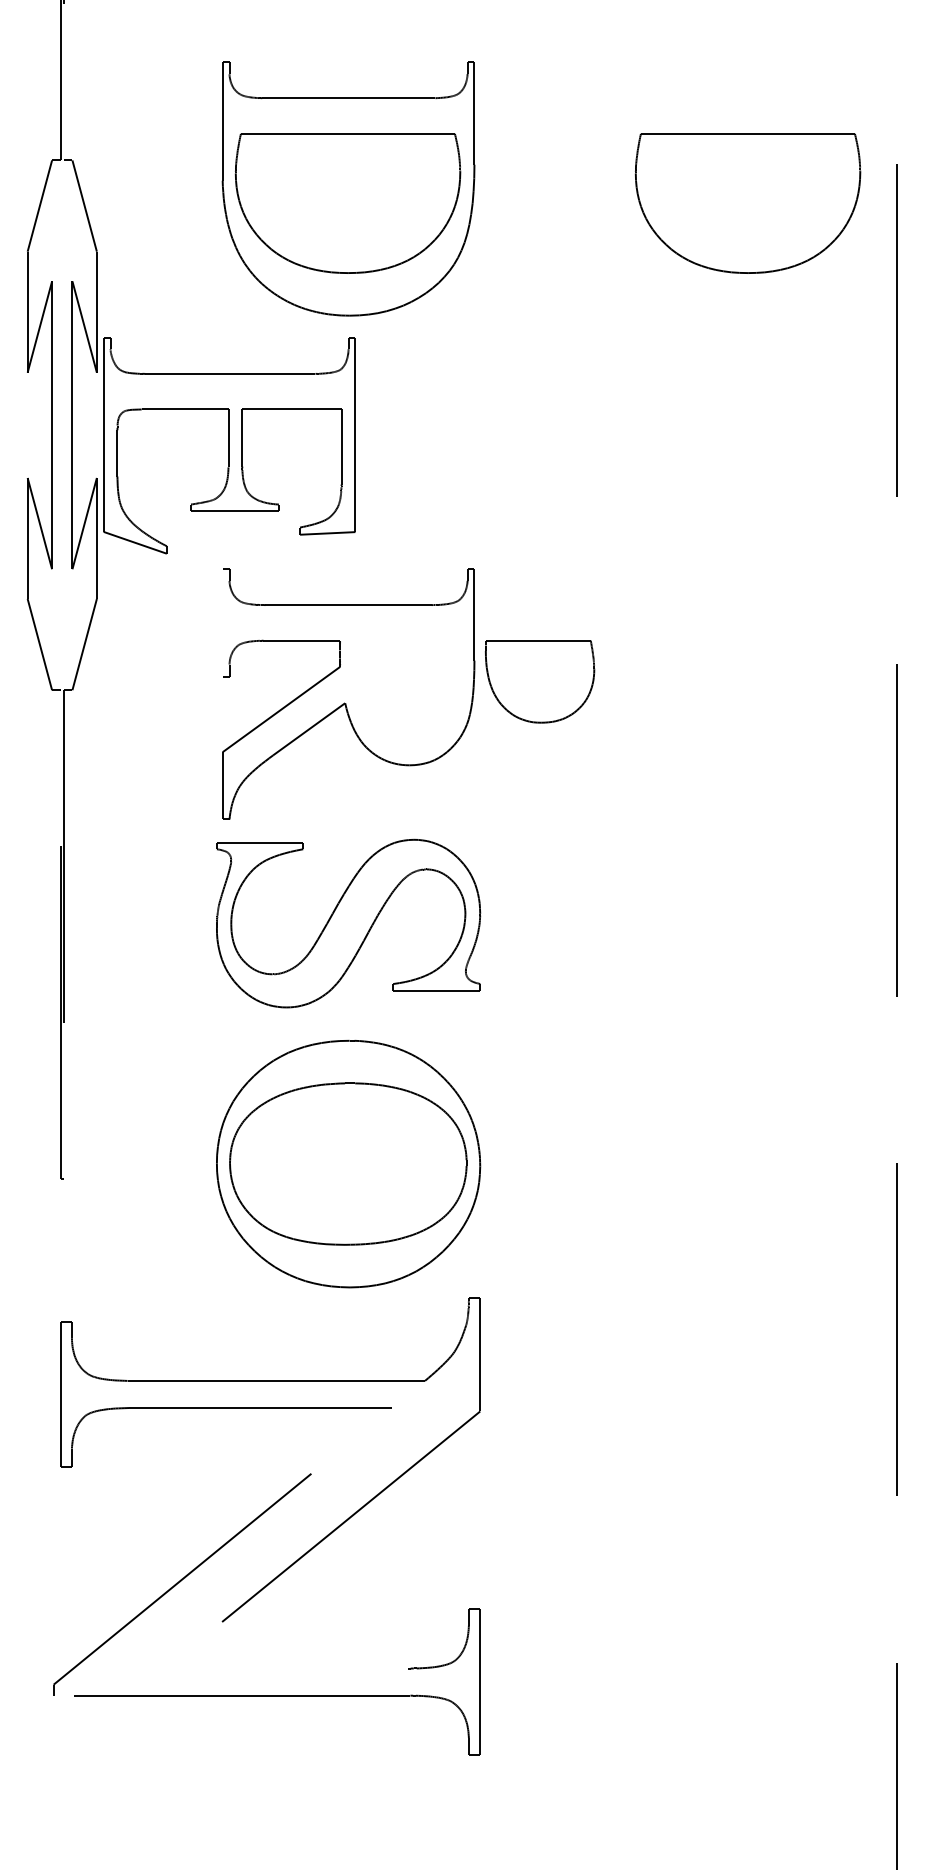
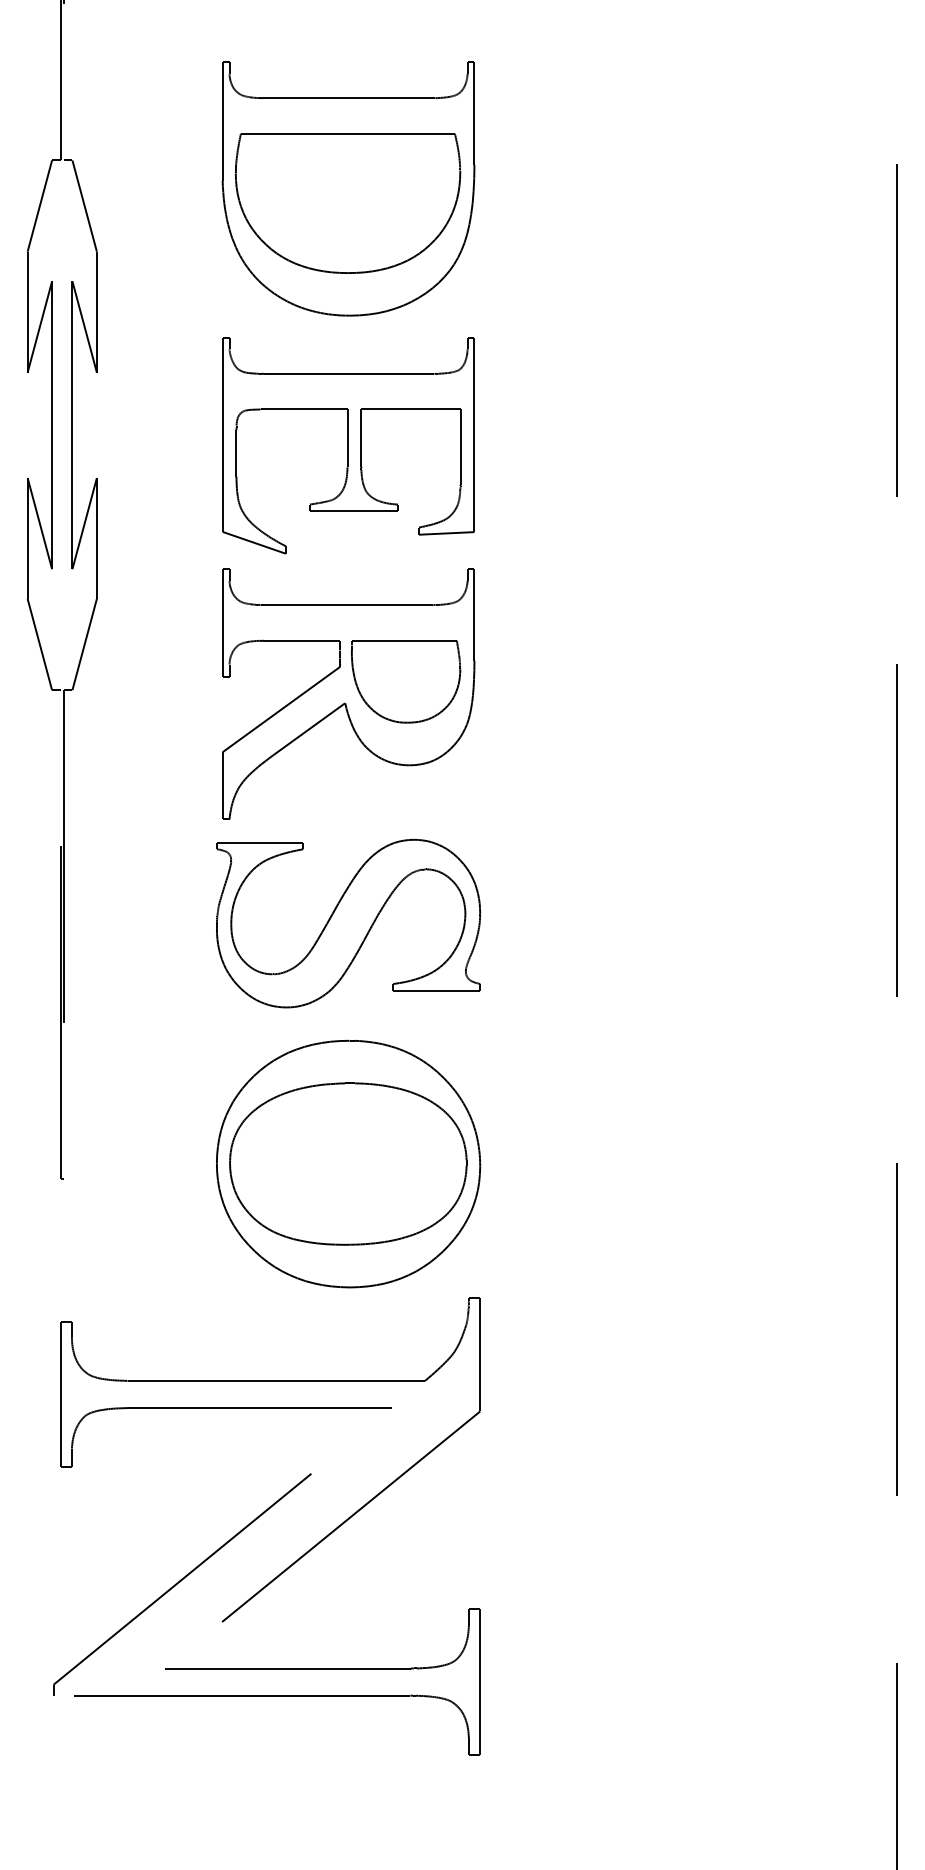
part: present -> none (747, 203)
part position: (229, 445) -> (348, 445) (348, 445)
line: none -> present (222, 622)
part position: (539, 681) -> (405, 681) (405, 681)
line: none -> present (286, 1668)
